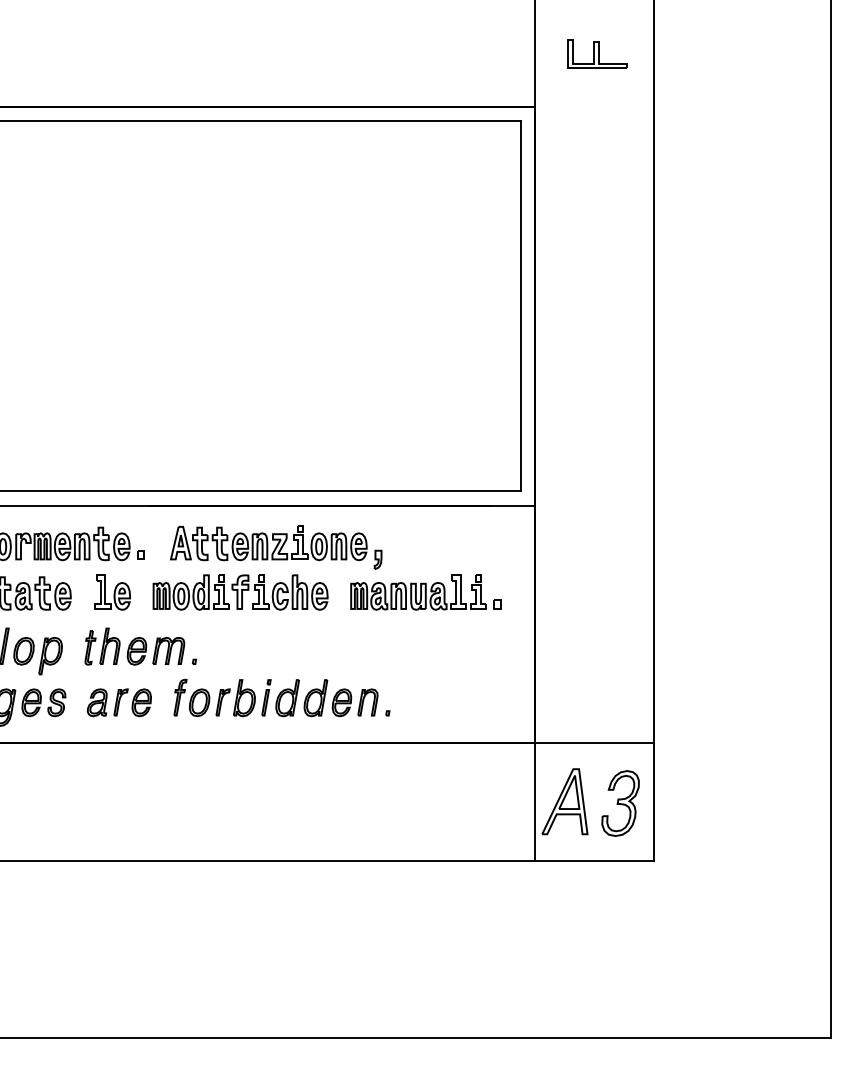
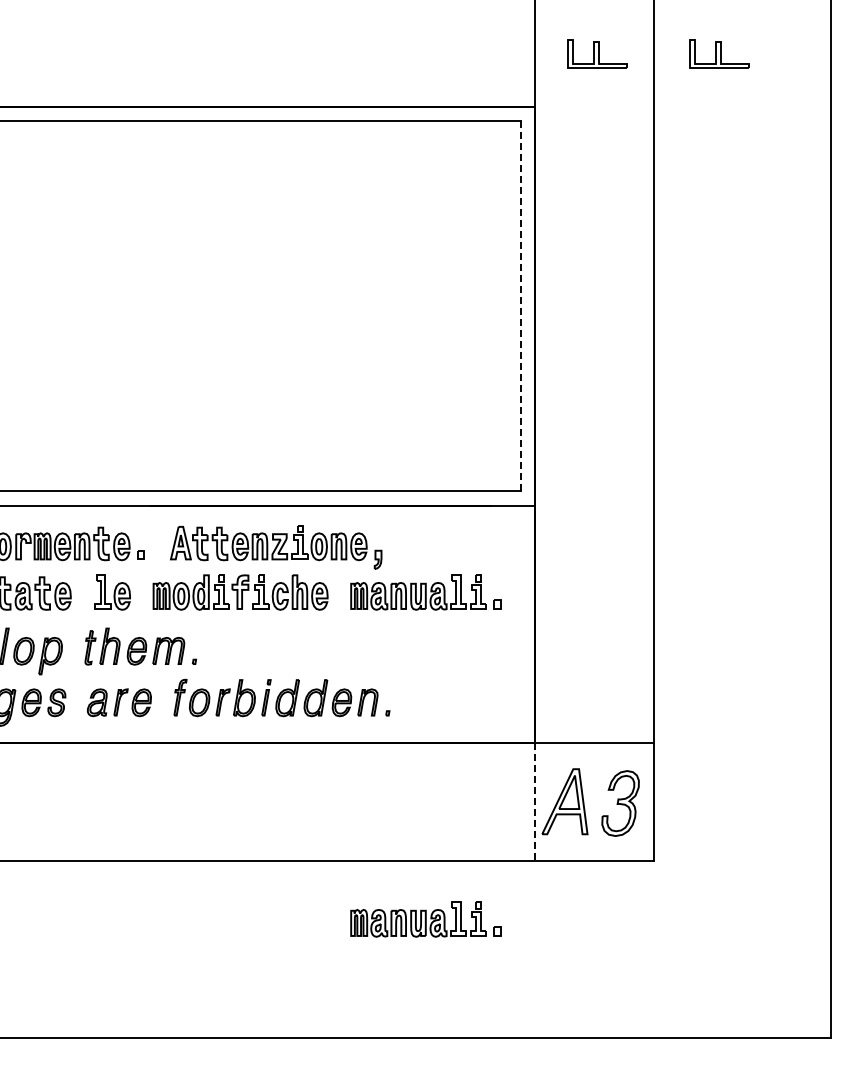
part: none -> present (719, 53)
line: solid -> dashed (520, 306)
line: solid -> dashed (535, 802)
part: none -> present (425, 919)
